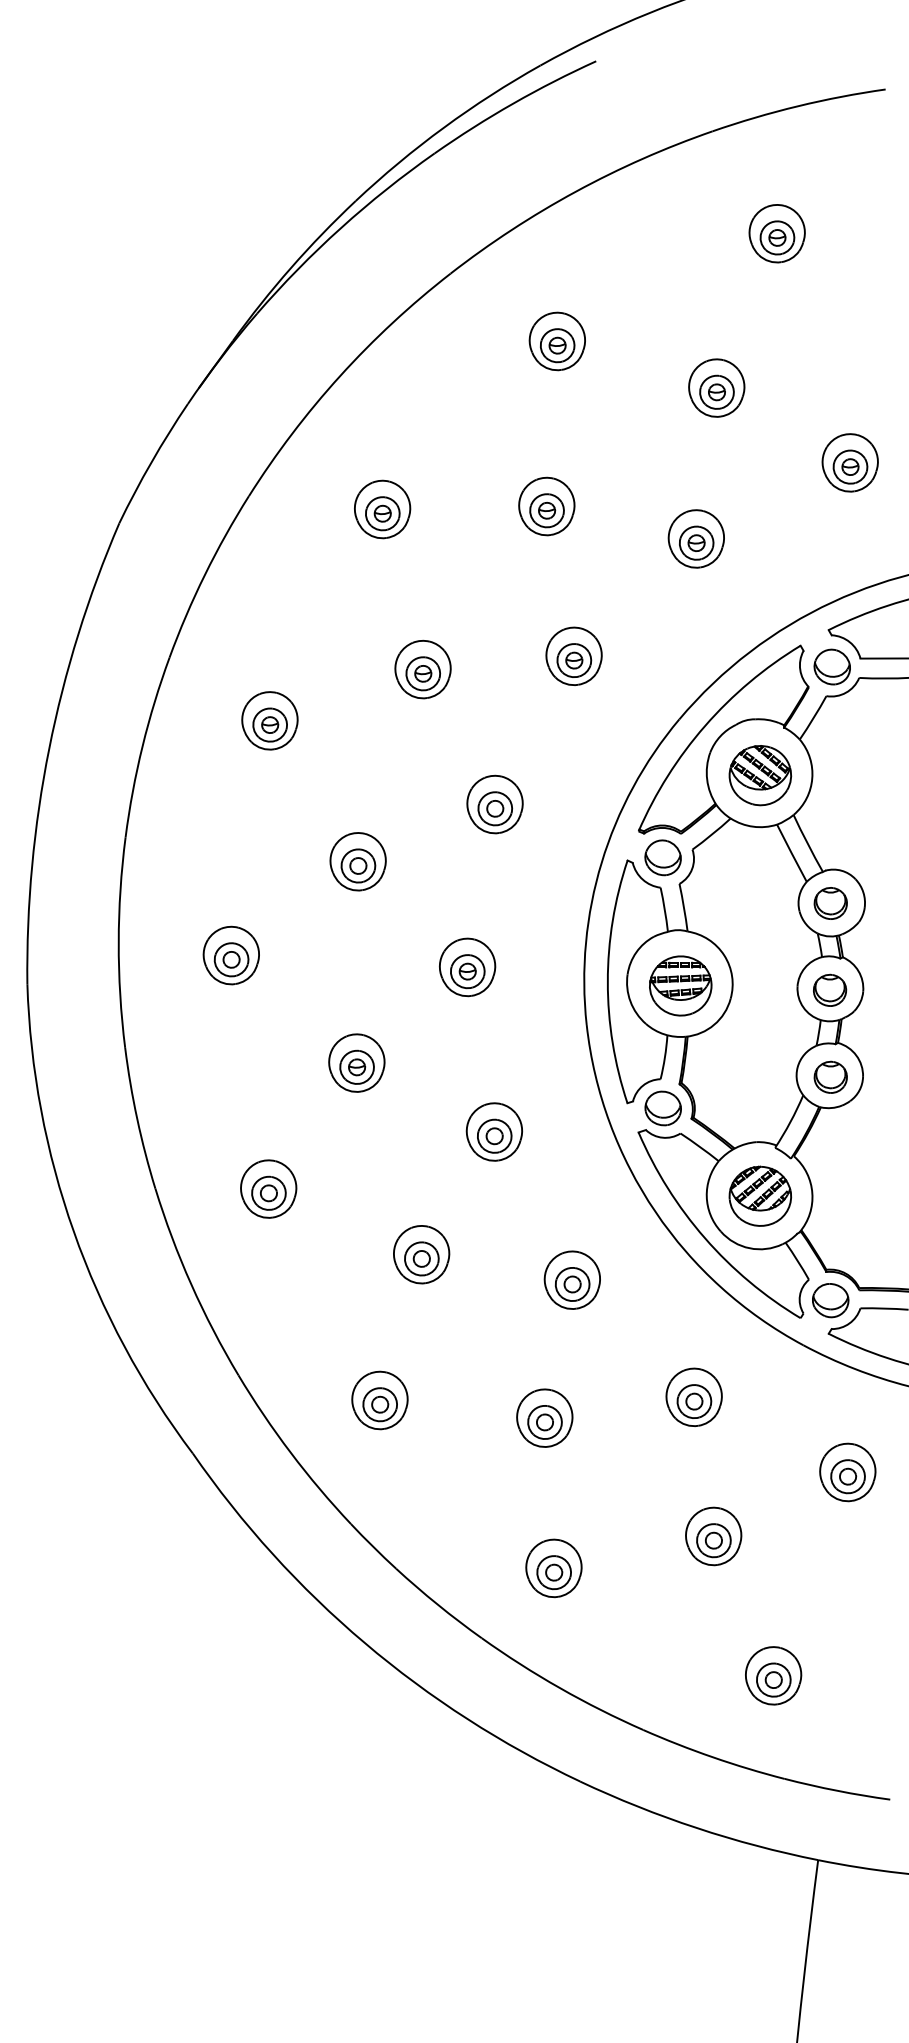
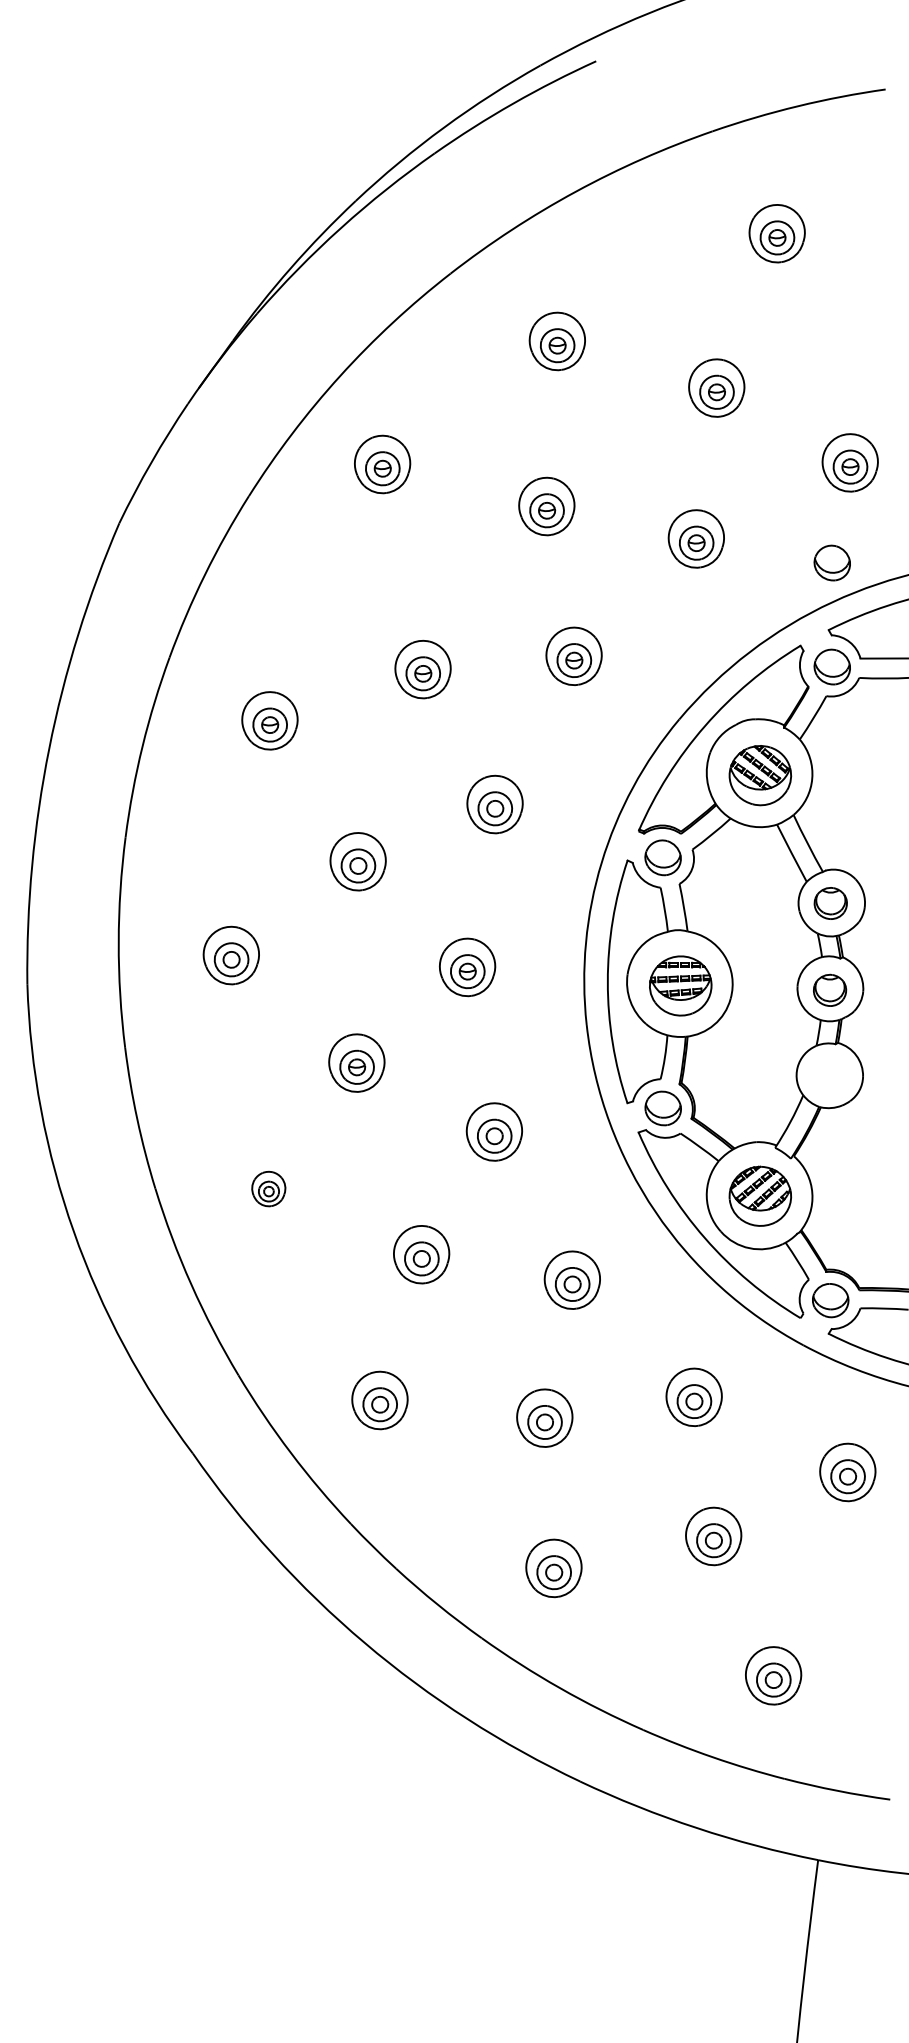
part position: (382, 509) -> (382, 464) (382, 464)
part: none -> present (831, 562)
part: present -> none (830, 1076)
part size: 58x60 px -> 36x38 px (268, 1188)
